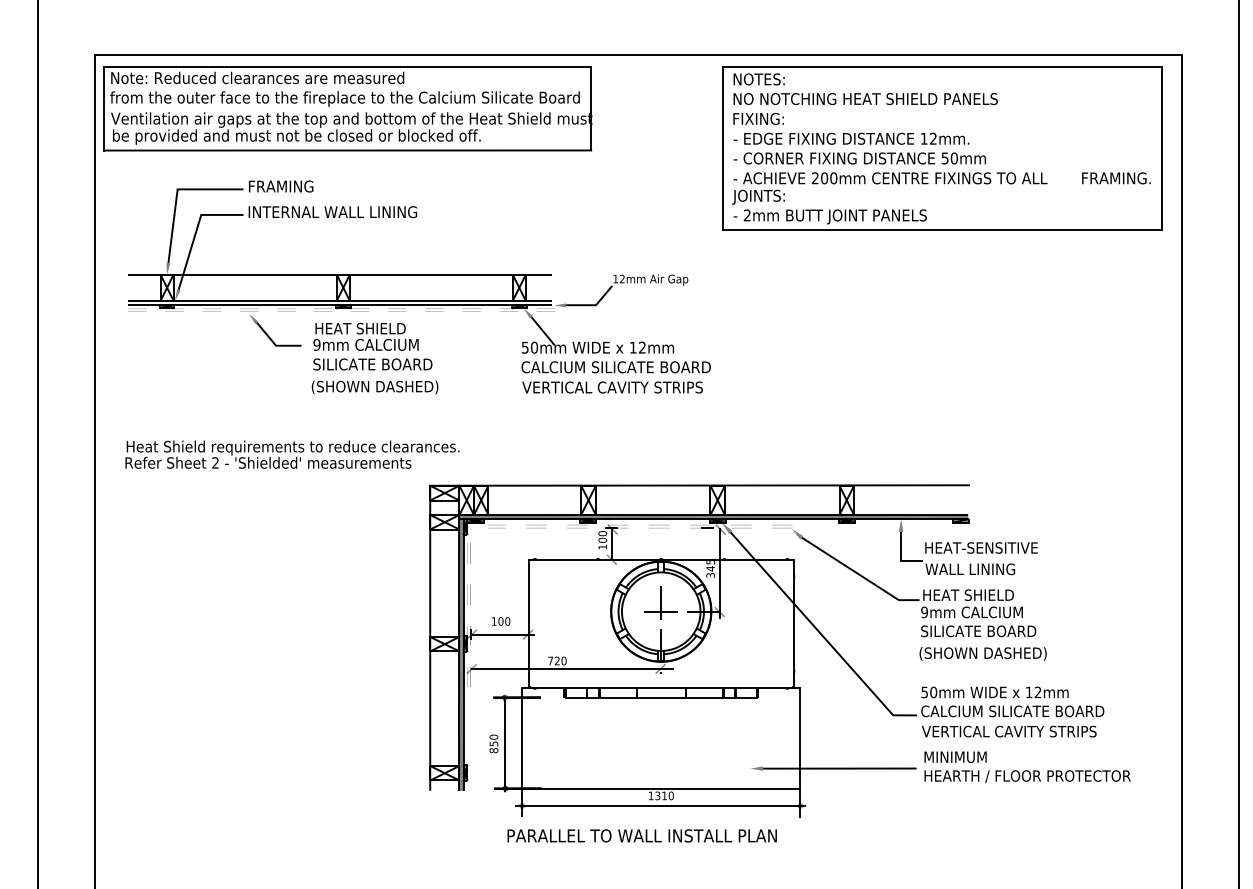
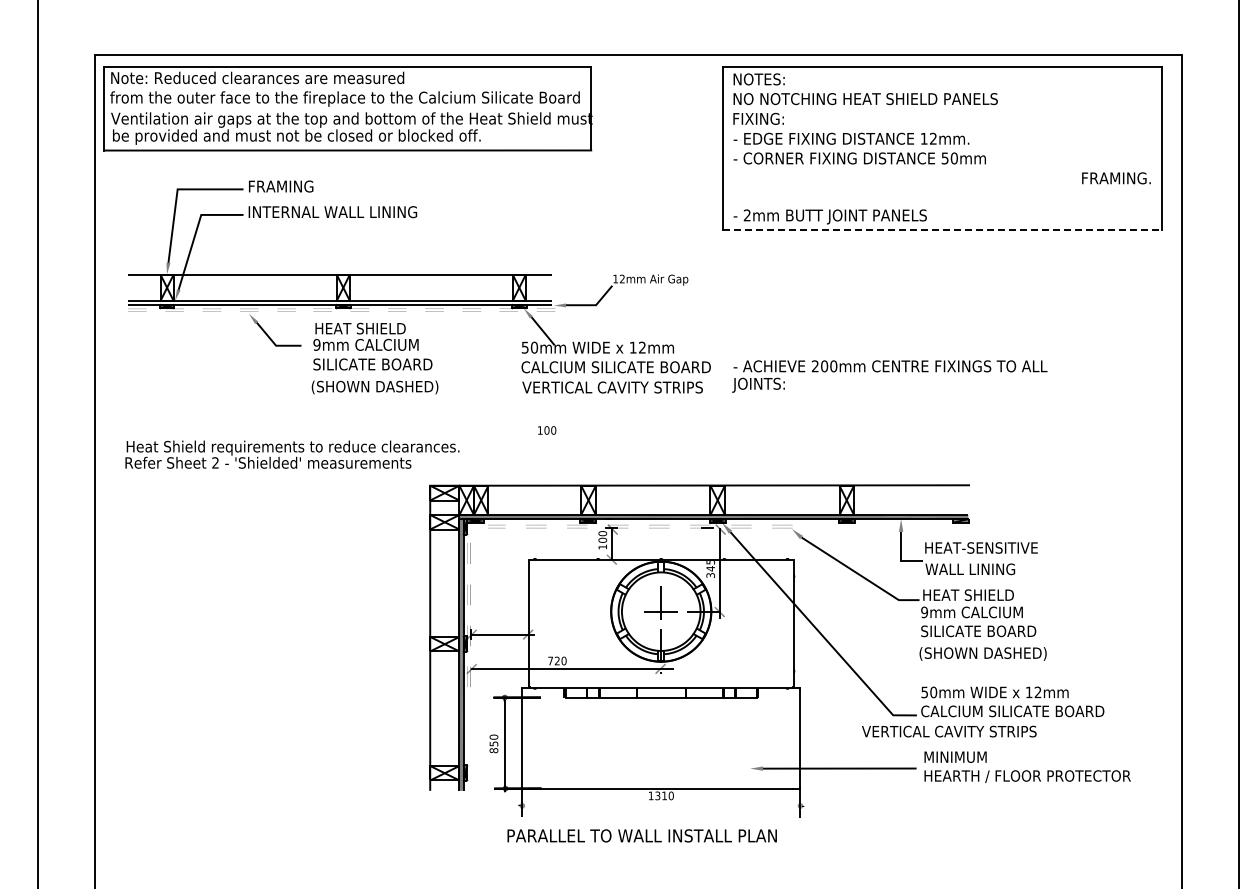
text position: (889, 188) -> (889, 376) (889, 376)
line: solid -> dashed (942, 230)
text position: (501, 621) -> (547, 430) (547, 430)
text position: (1009, 731) -> (949, 731) (949, 731)
line: present -> none (660, 805)
